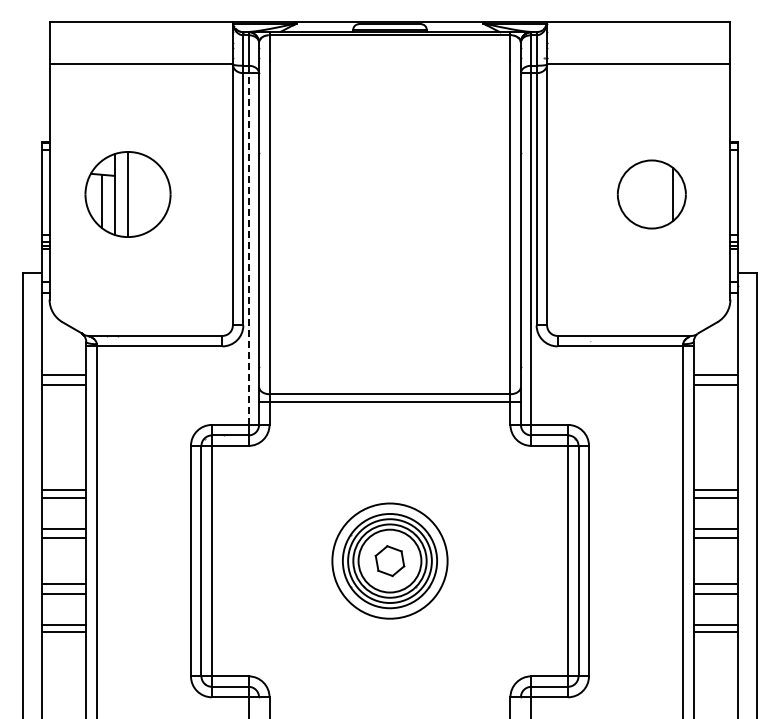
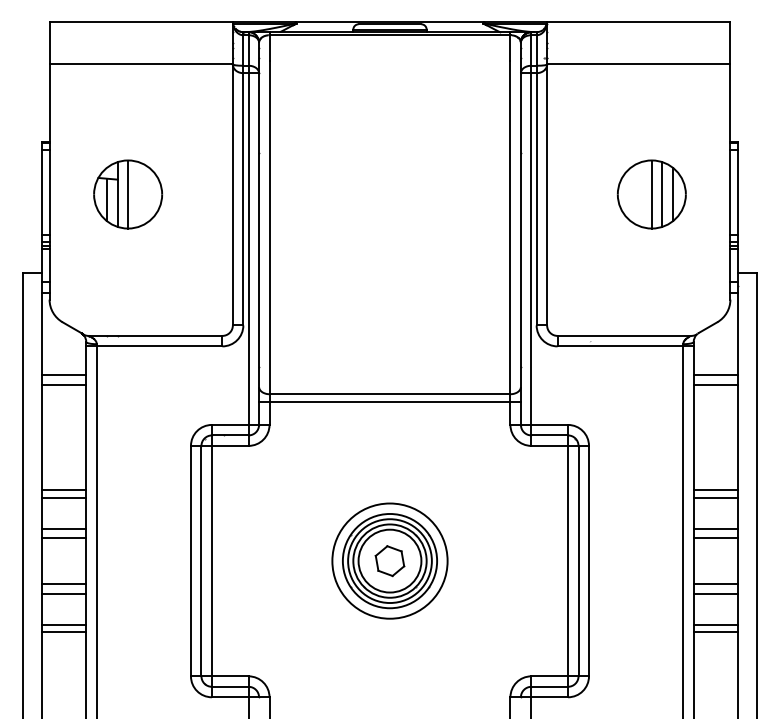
part size: 88x87 px -> 71x71 px (128, 194)
line: none -> present (651, 194)
line: none -> present (662, 194)
line: dashed -> solid (248, 249)
